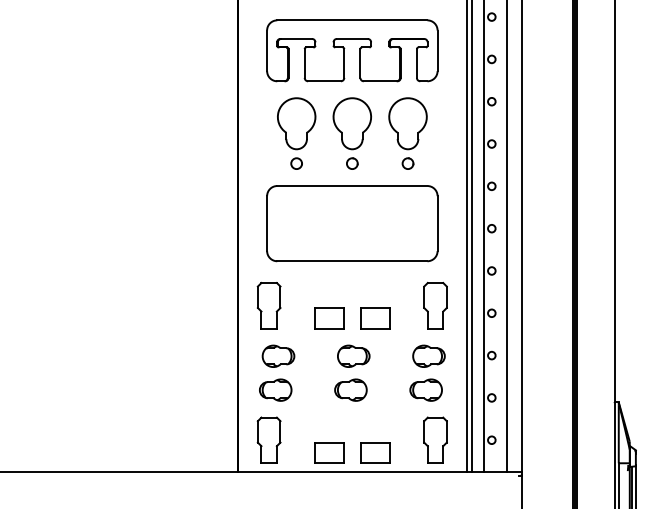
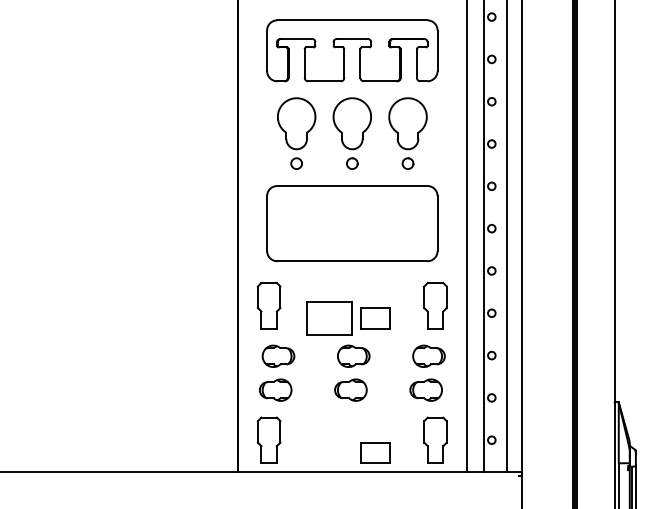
line: present -> none (471, 237)
part size: 31x23 px -> 47x35 px (329, 318)
part: present -> none (329, 452)
